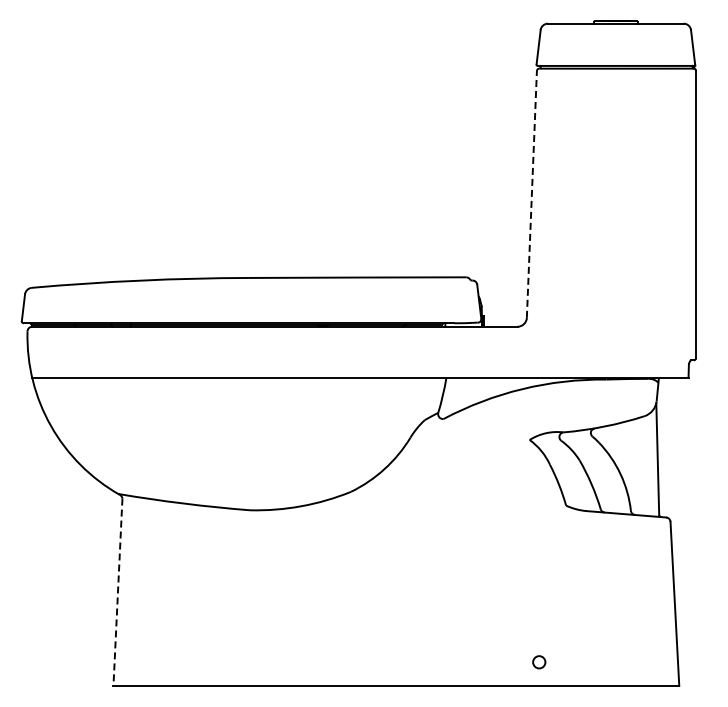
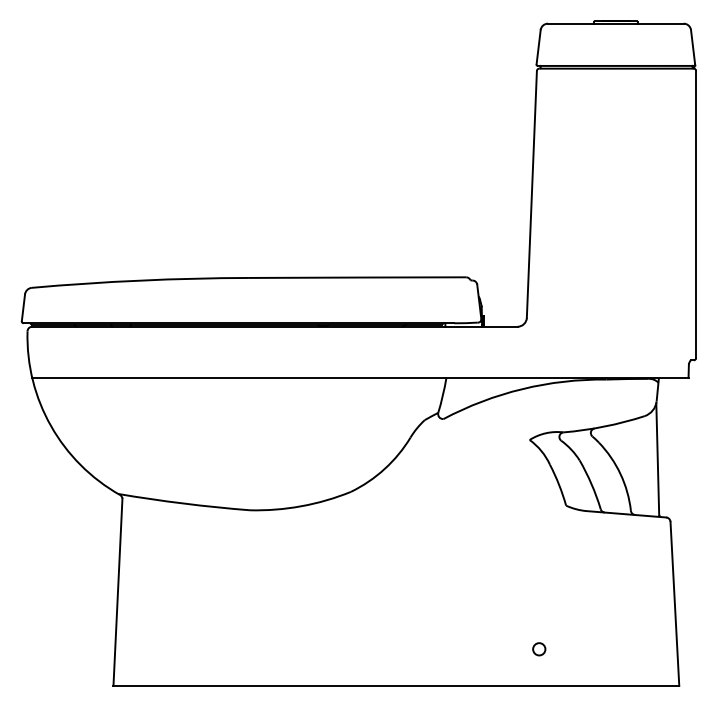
line: dashed -> solid (531, 194)
line: dashed -> solid (117, 592)
circle position: (539, 662) -> (539, 649) (539, 649)
